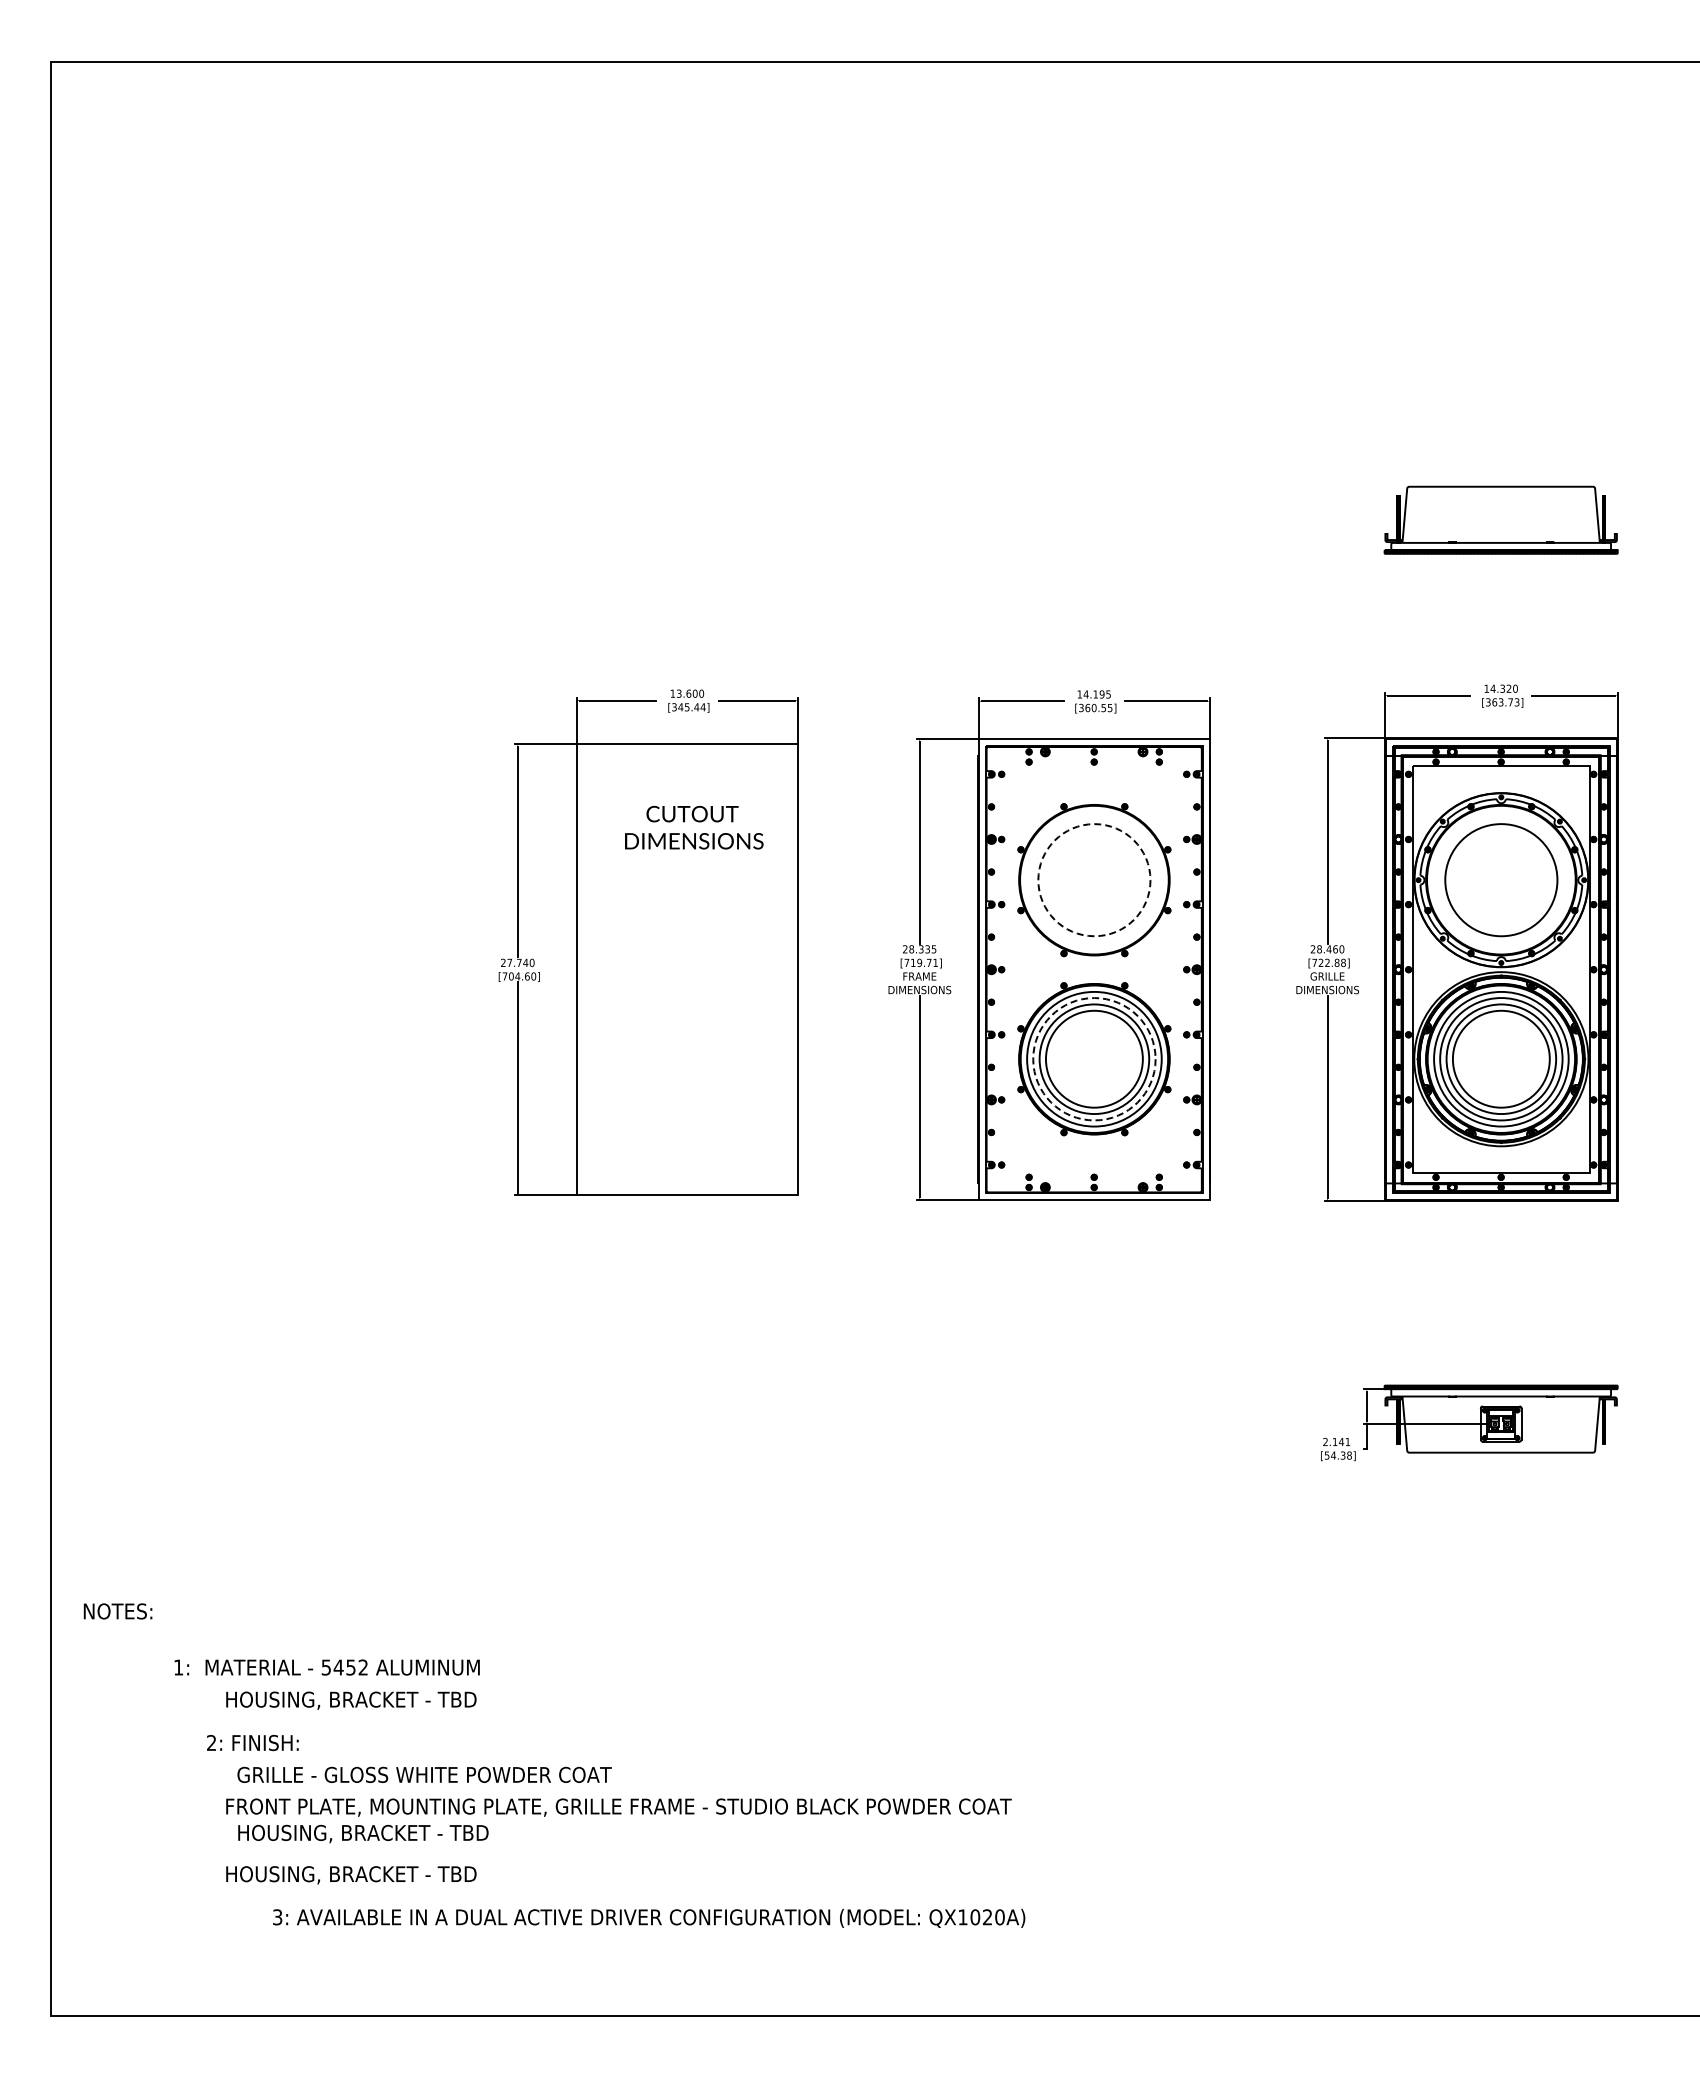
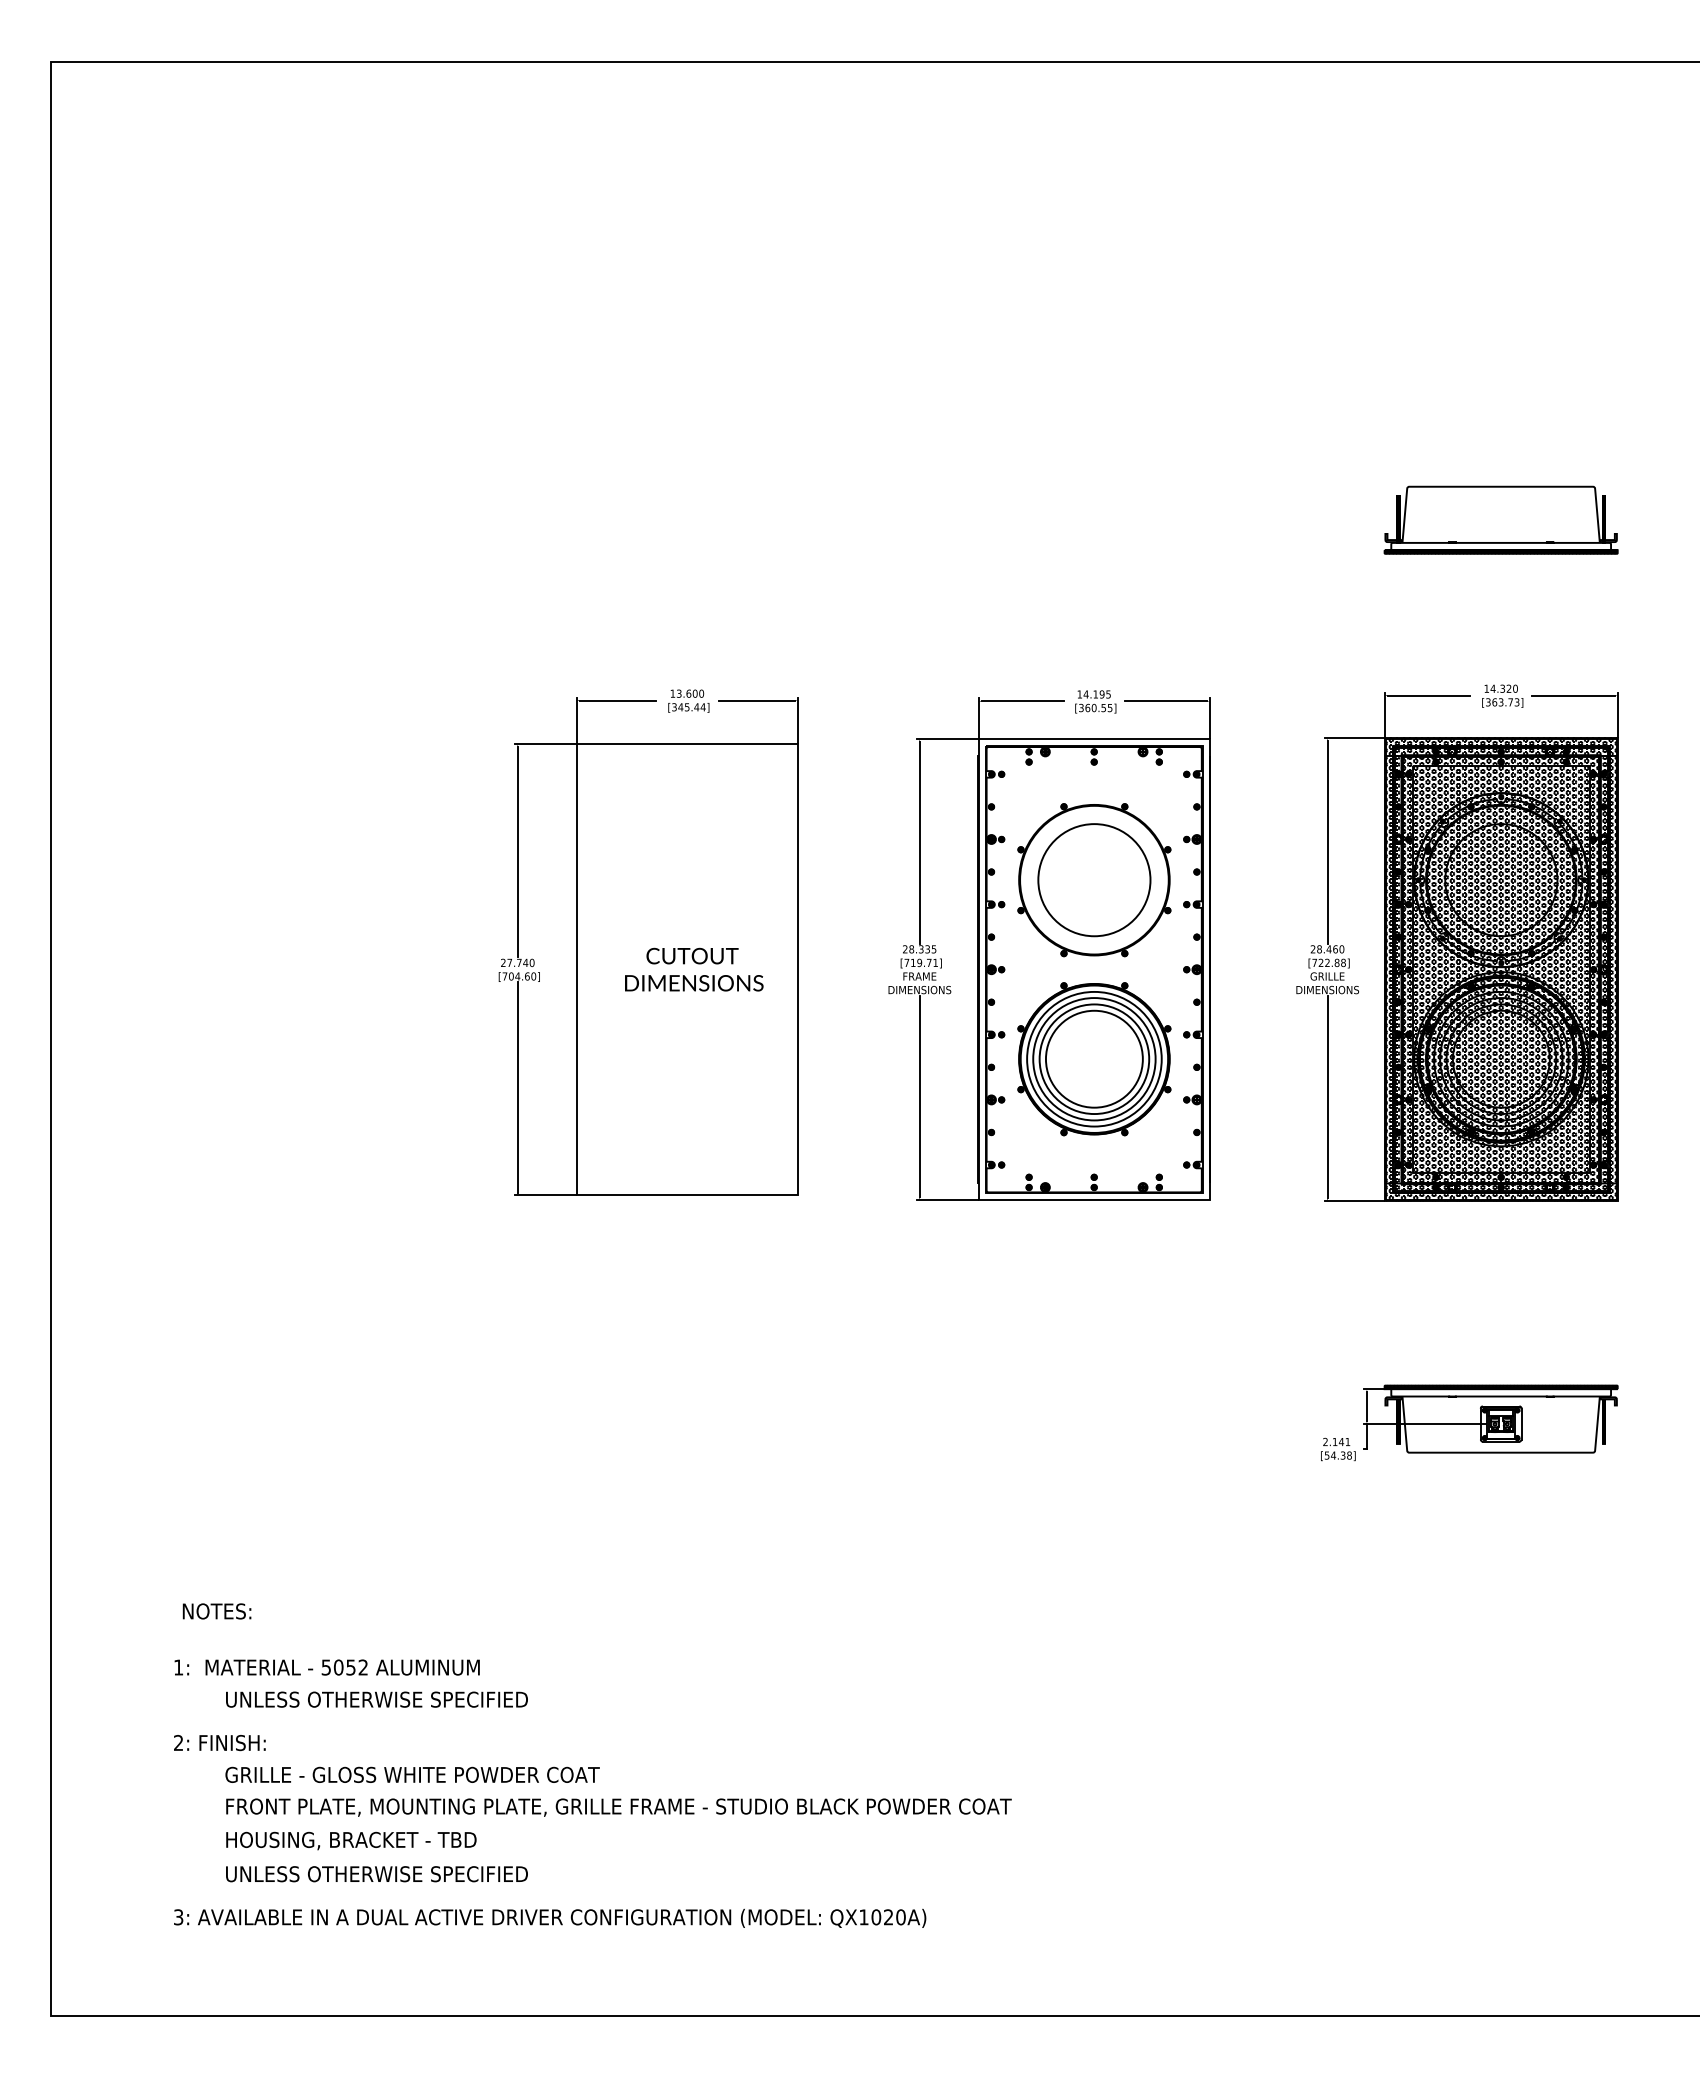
text position: (694, 827) -> (694, 969) (694, 969)
circle: dashed -> solid (1094, 880)
hatch: none -> present (1500, 969)
circle: dashed -> solid (1094, 1059)
text position: (117, 1611) -> (216, 1611) (216, 1611)
text: 5452 -> 5052 (338, 1667)
text: HOUSING, BRACKET - TBD -> UNLESS OTHERWISE SPECIFIED (376, 1700)
text position: (252, 1743) -> (219, 1743) (219, 1743)
text position: (424, 1774) -> (412, 1774) (412, 1774)
text position: (363, 1833) -> (351, 1840) (351, 1840)
text: HOUSING, BRACKET - TBD -> UNLESS OTHERWISE SPECIFIED (376, 1875)
text position: (649, 1917) -> (550, 1917) (550, 1917)
